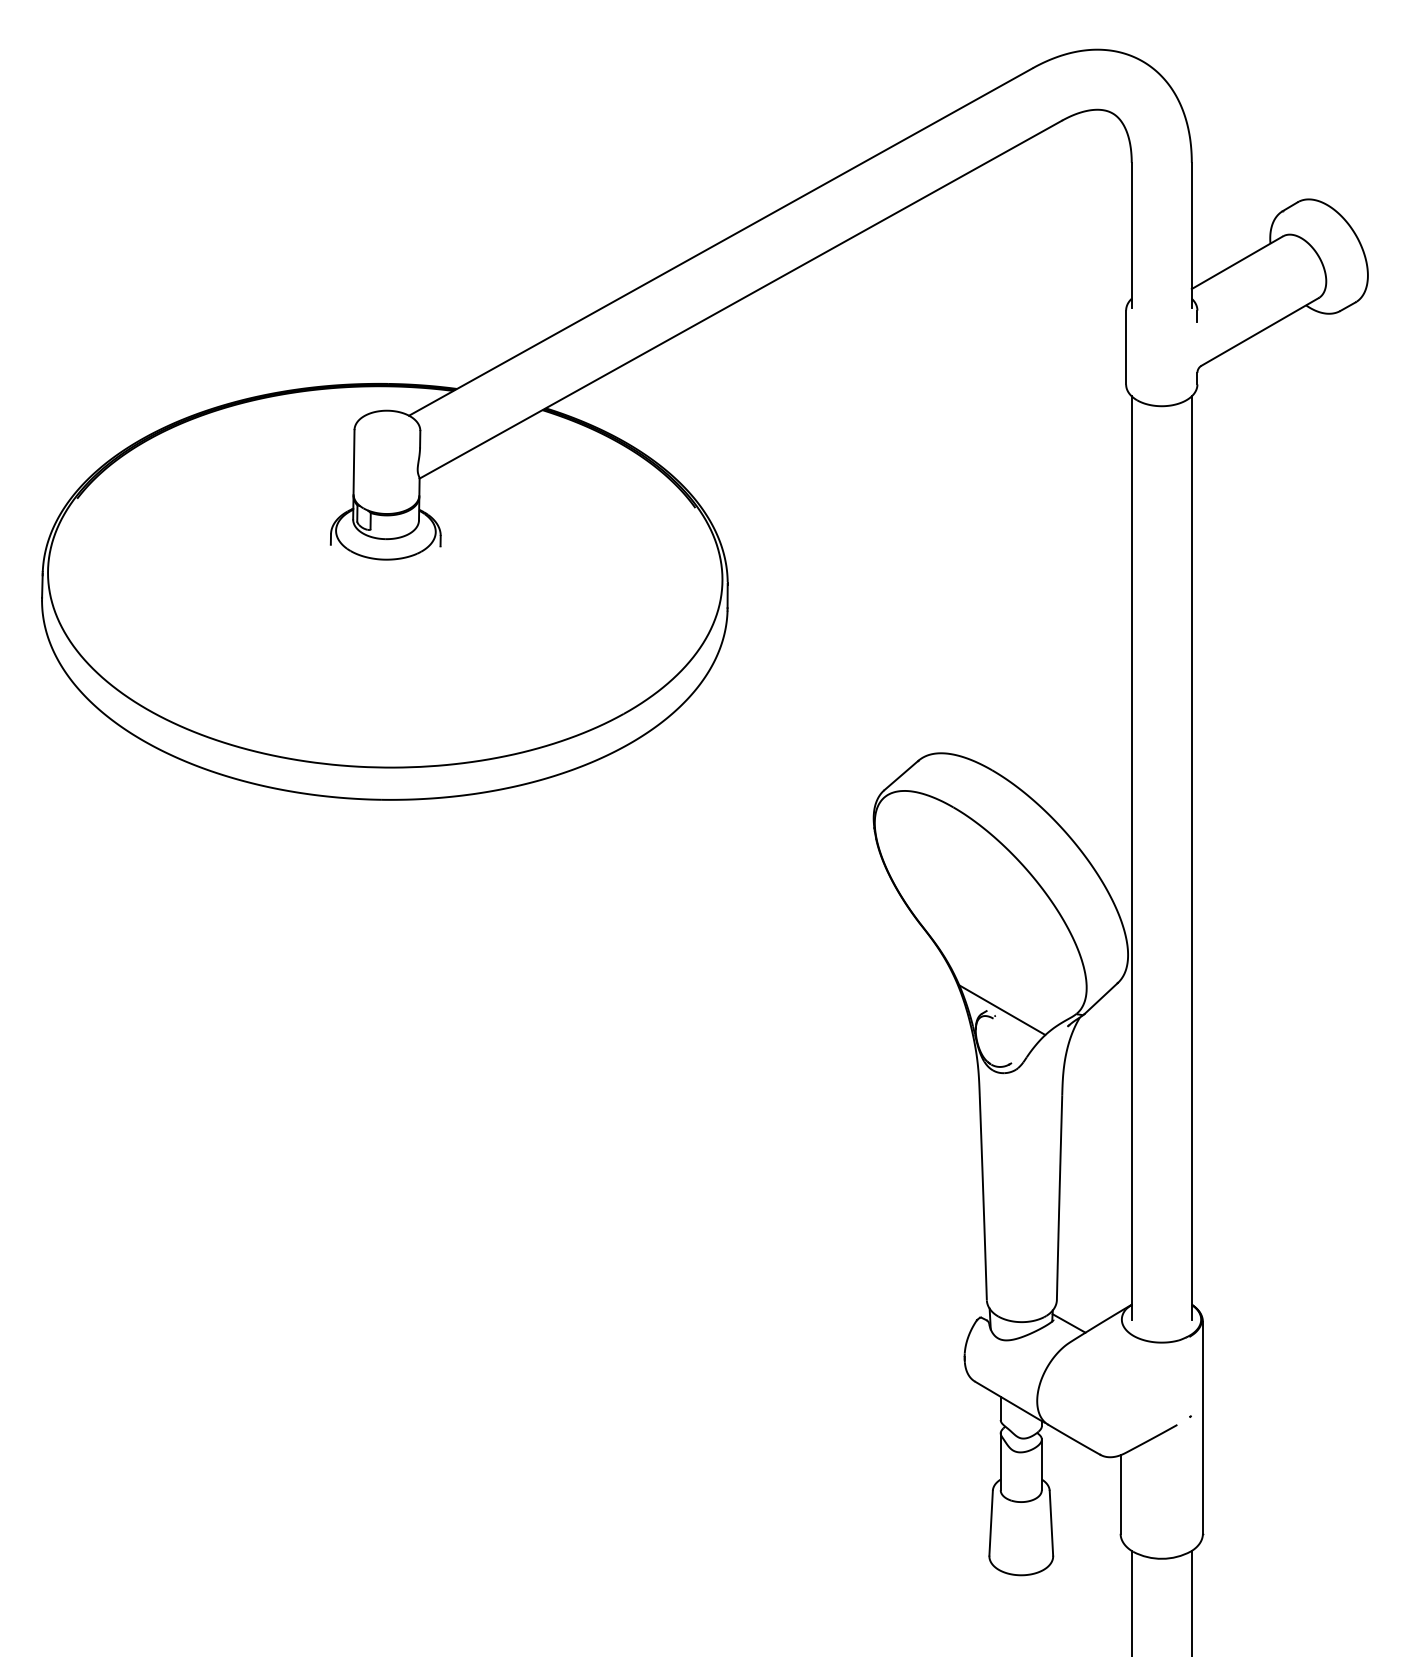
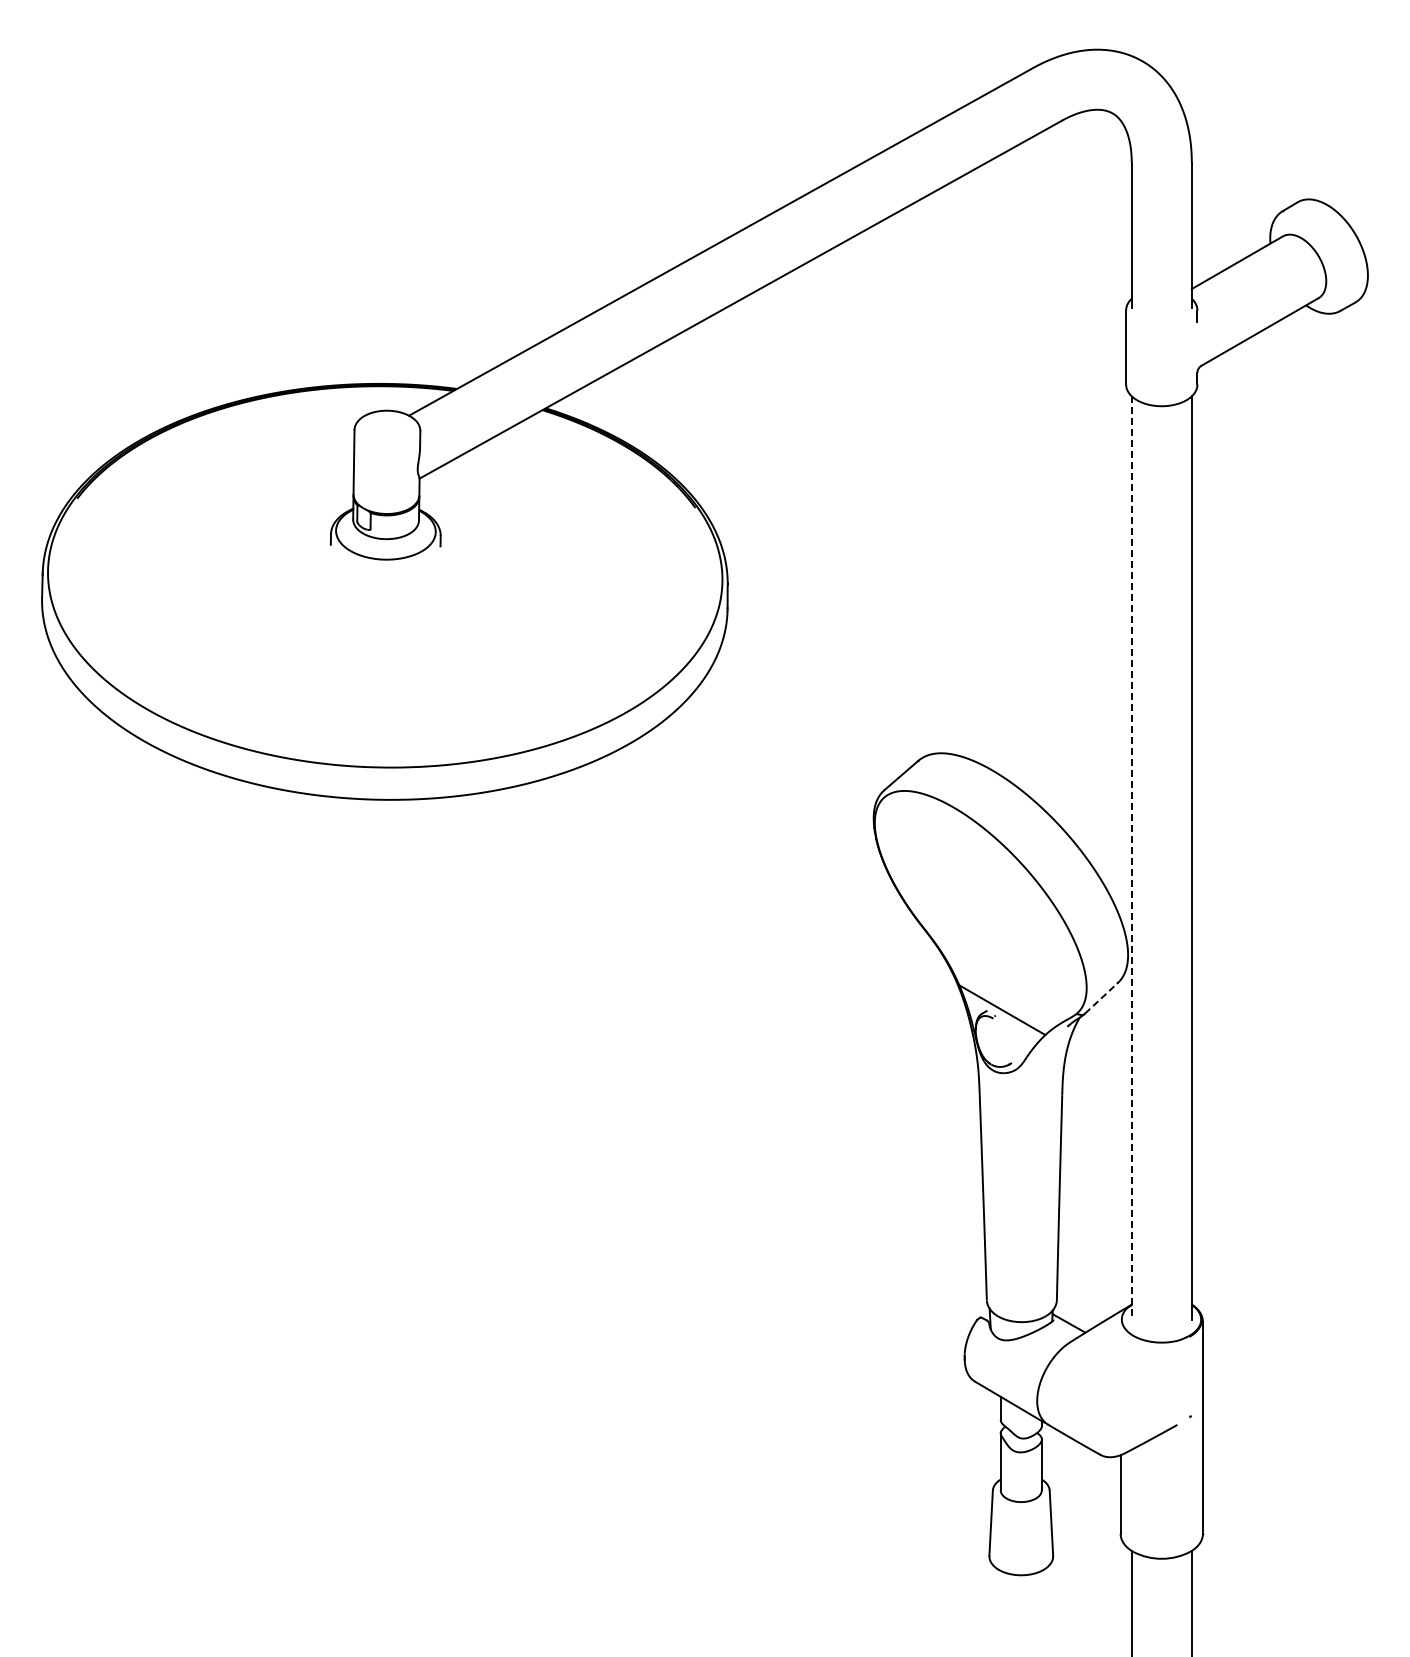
line: solid -> dashed (1131, 857)
line: solid -> dashed (1101, 998)
